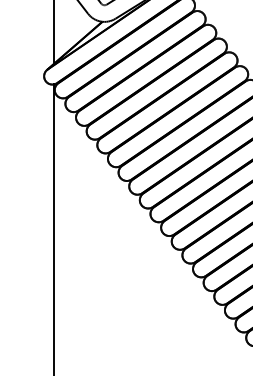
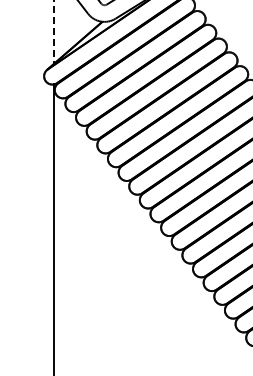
line: solid -> dashed (54, 33)
